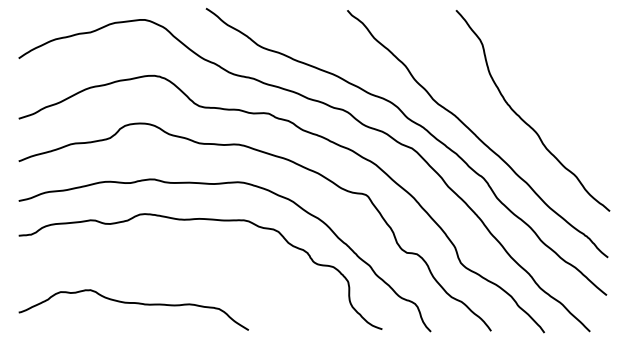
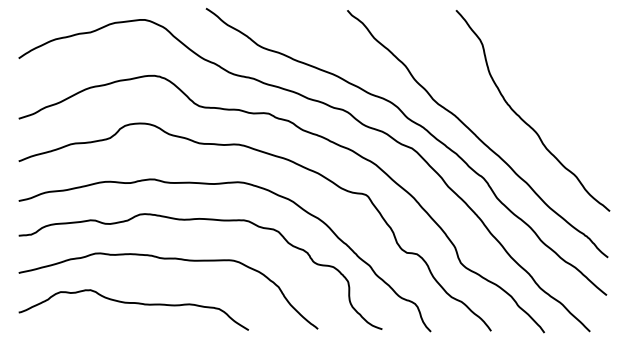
curve: none -> present (168, 259)
